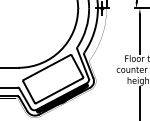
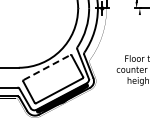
line: present -> none (139, 34)
line: solid -> dashed (47, 67)
line: present -> none (139, 101)
